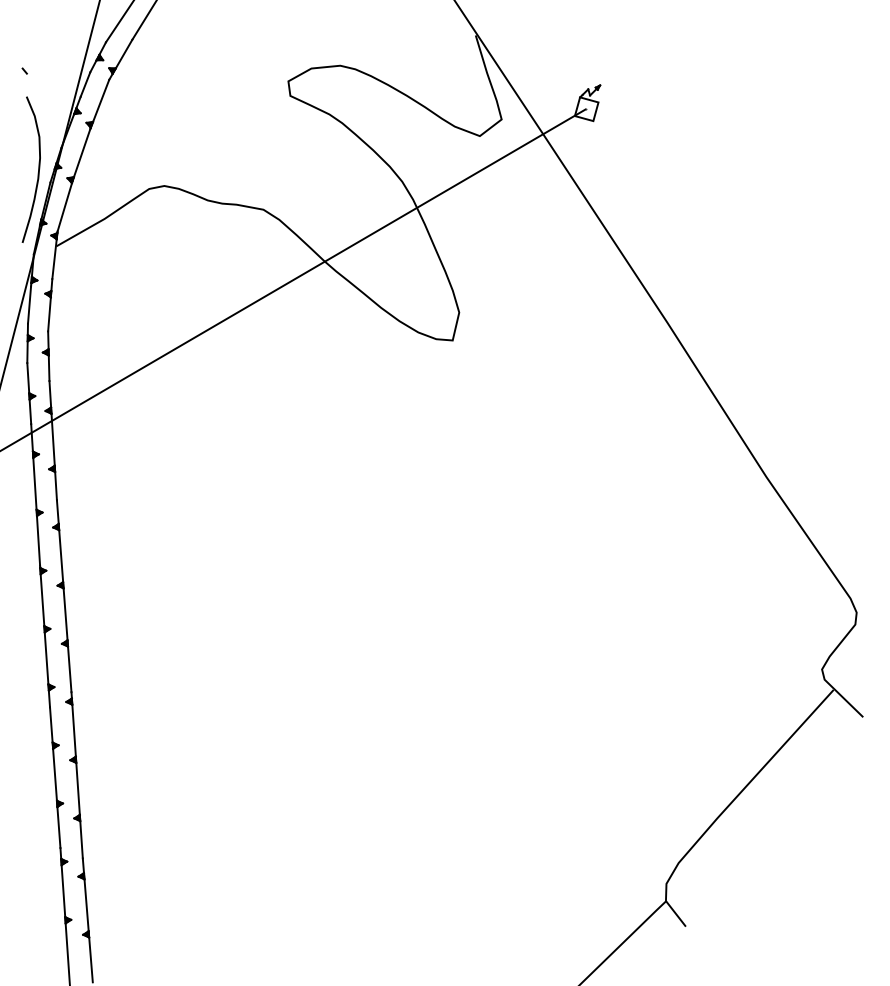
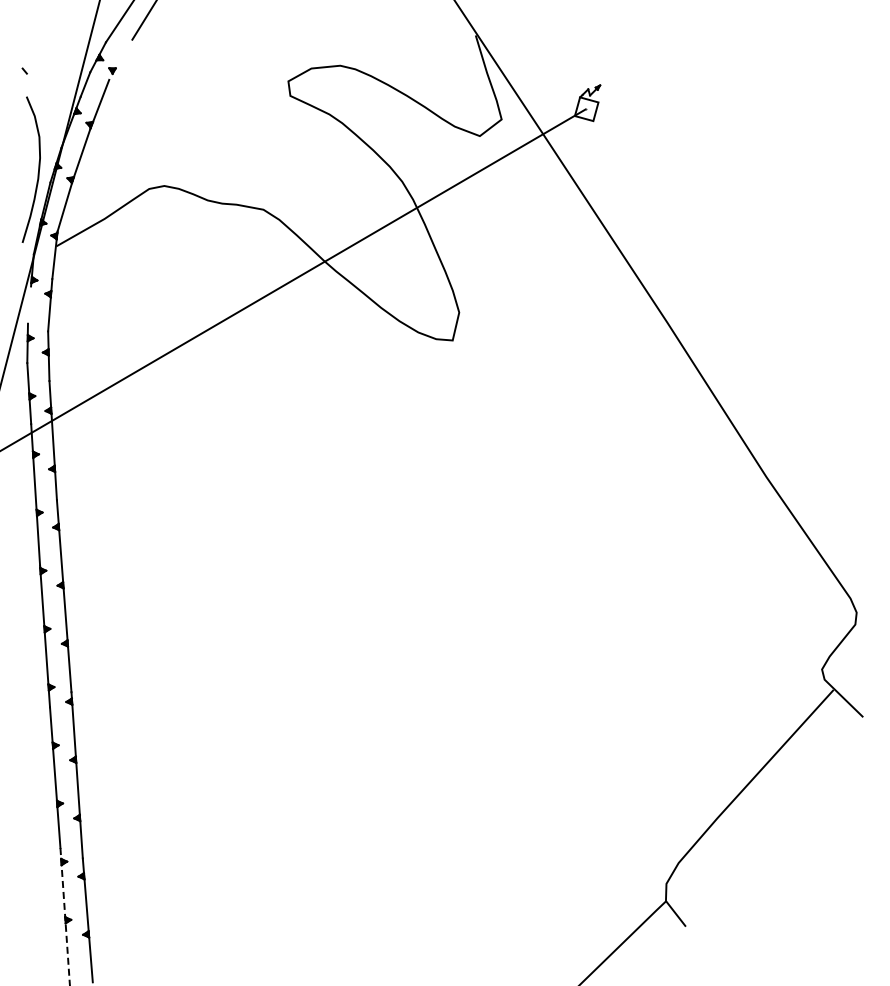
line: present -> none (120, 59)
line: present -> none (29, 304)
line: solid -> dashed (65, 916)
